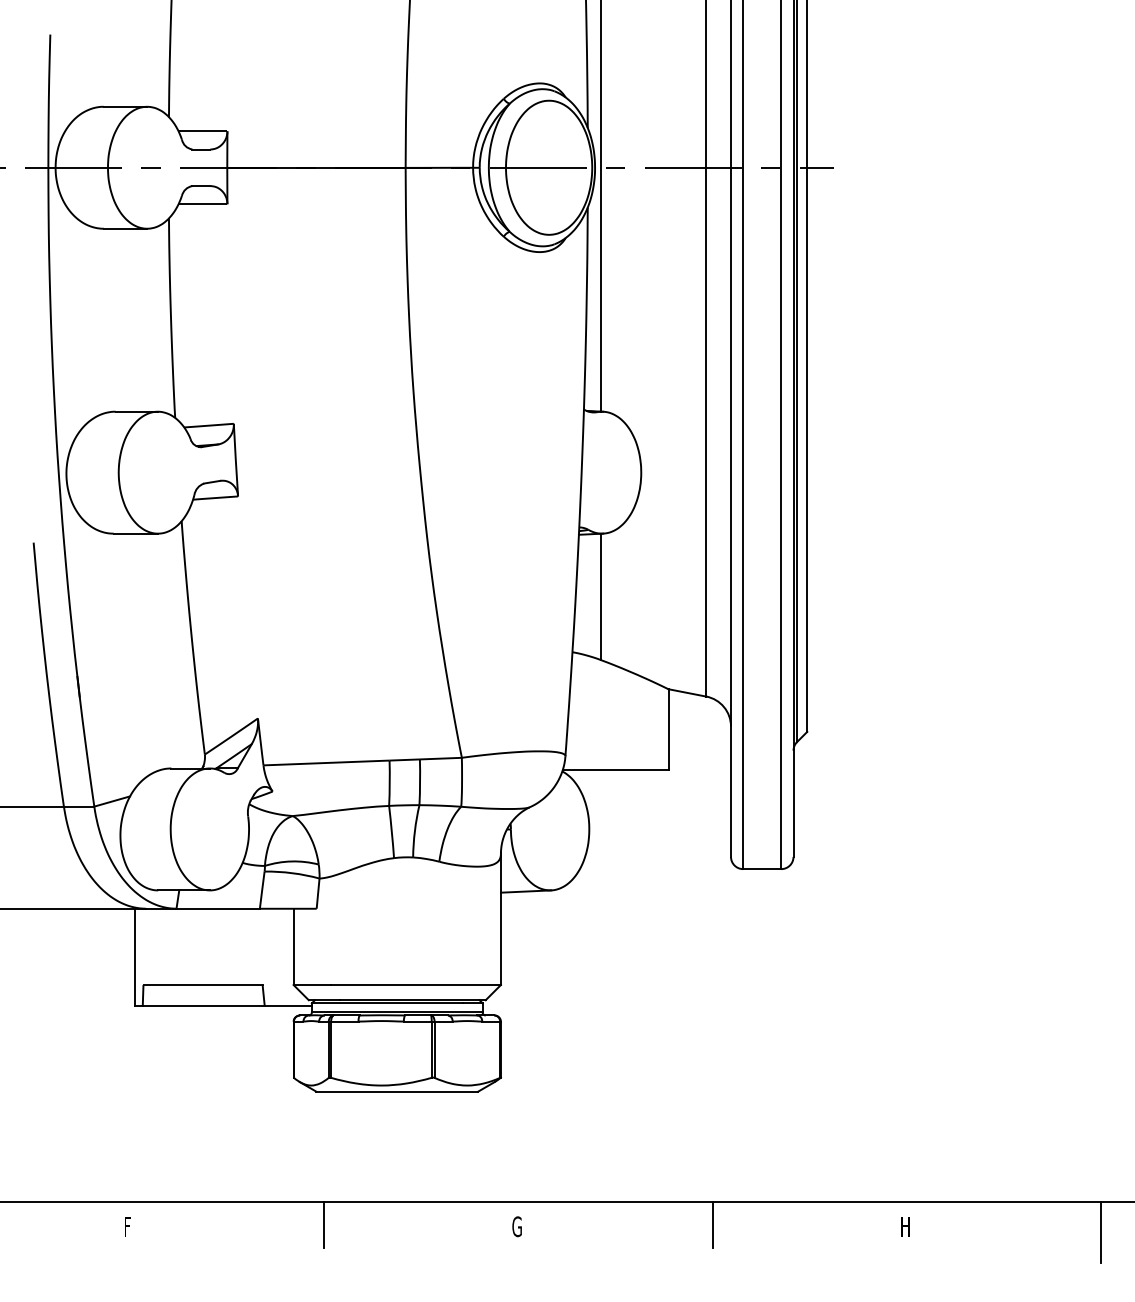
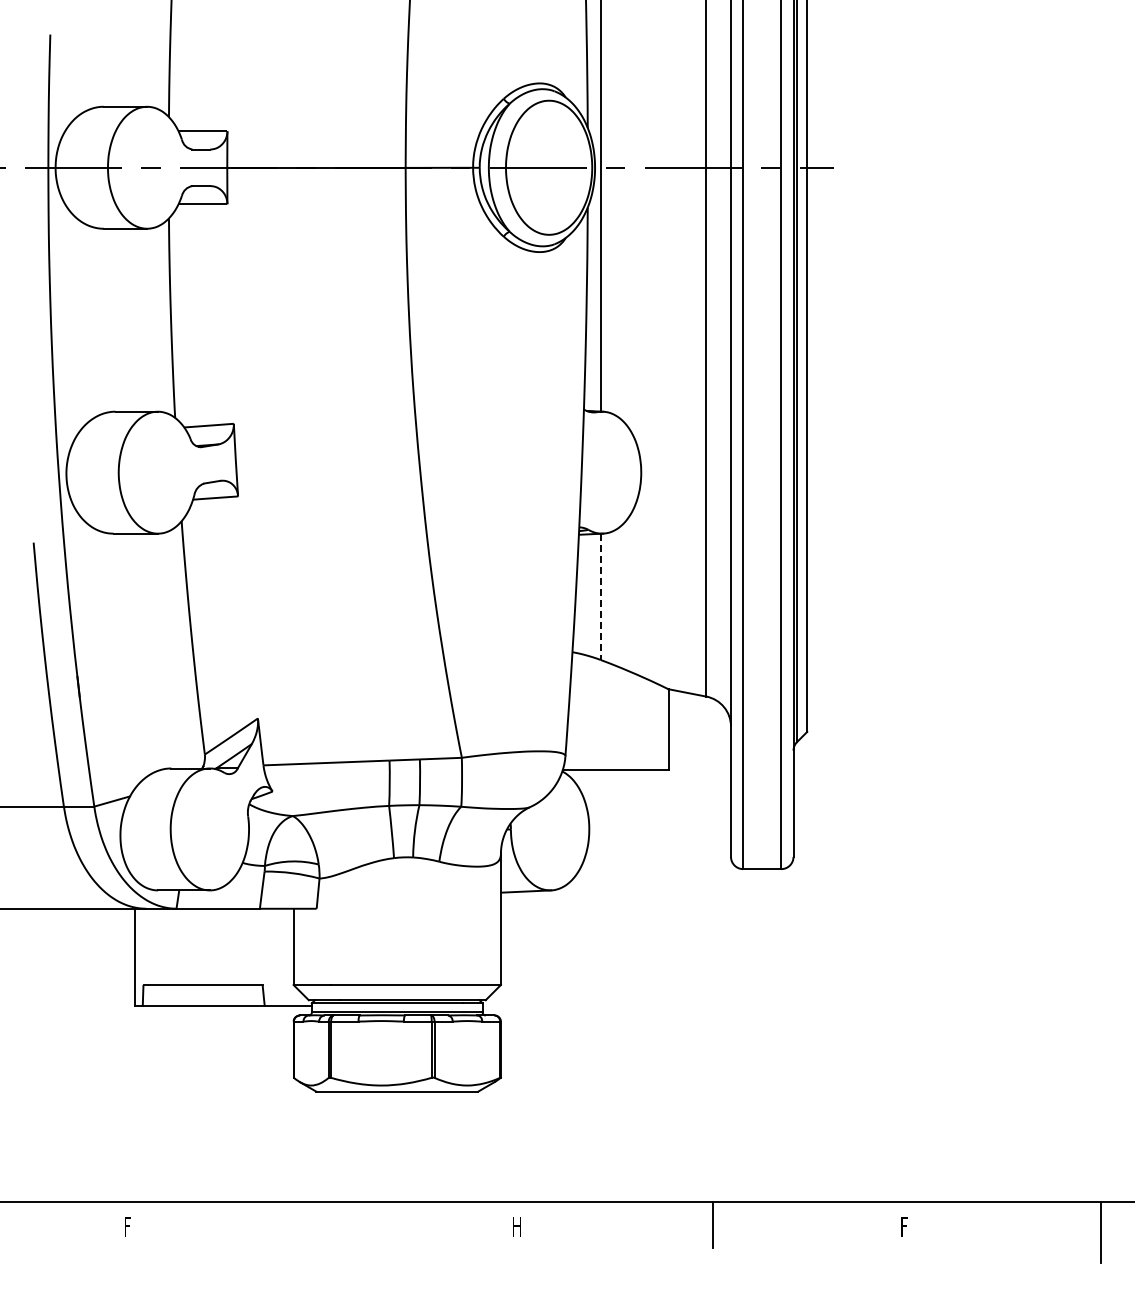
line: solid -> dashed (600, 597)
line: present -> none (324, 1224)
text: G -> H (516, 1226)
text: H -> F (906, 1226)
